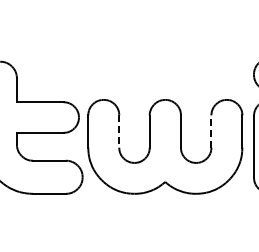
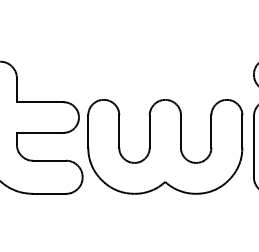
line: dashed -> solid (211, 131)
line: dashed -> solid (119, 132)
